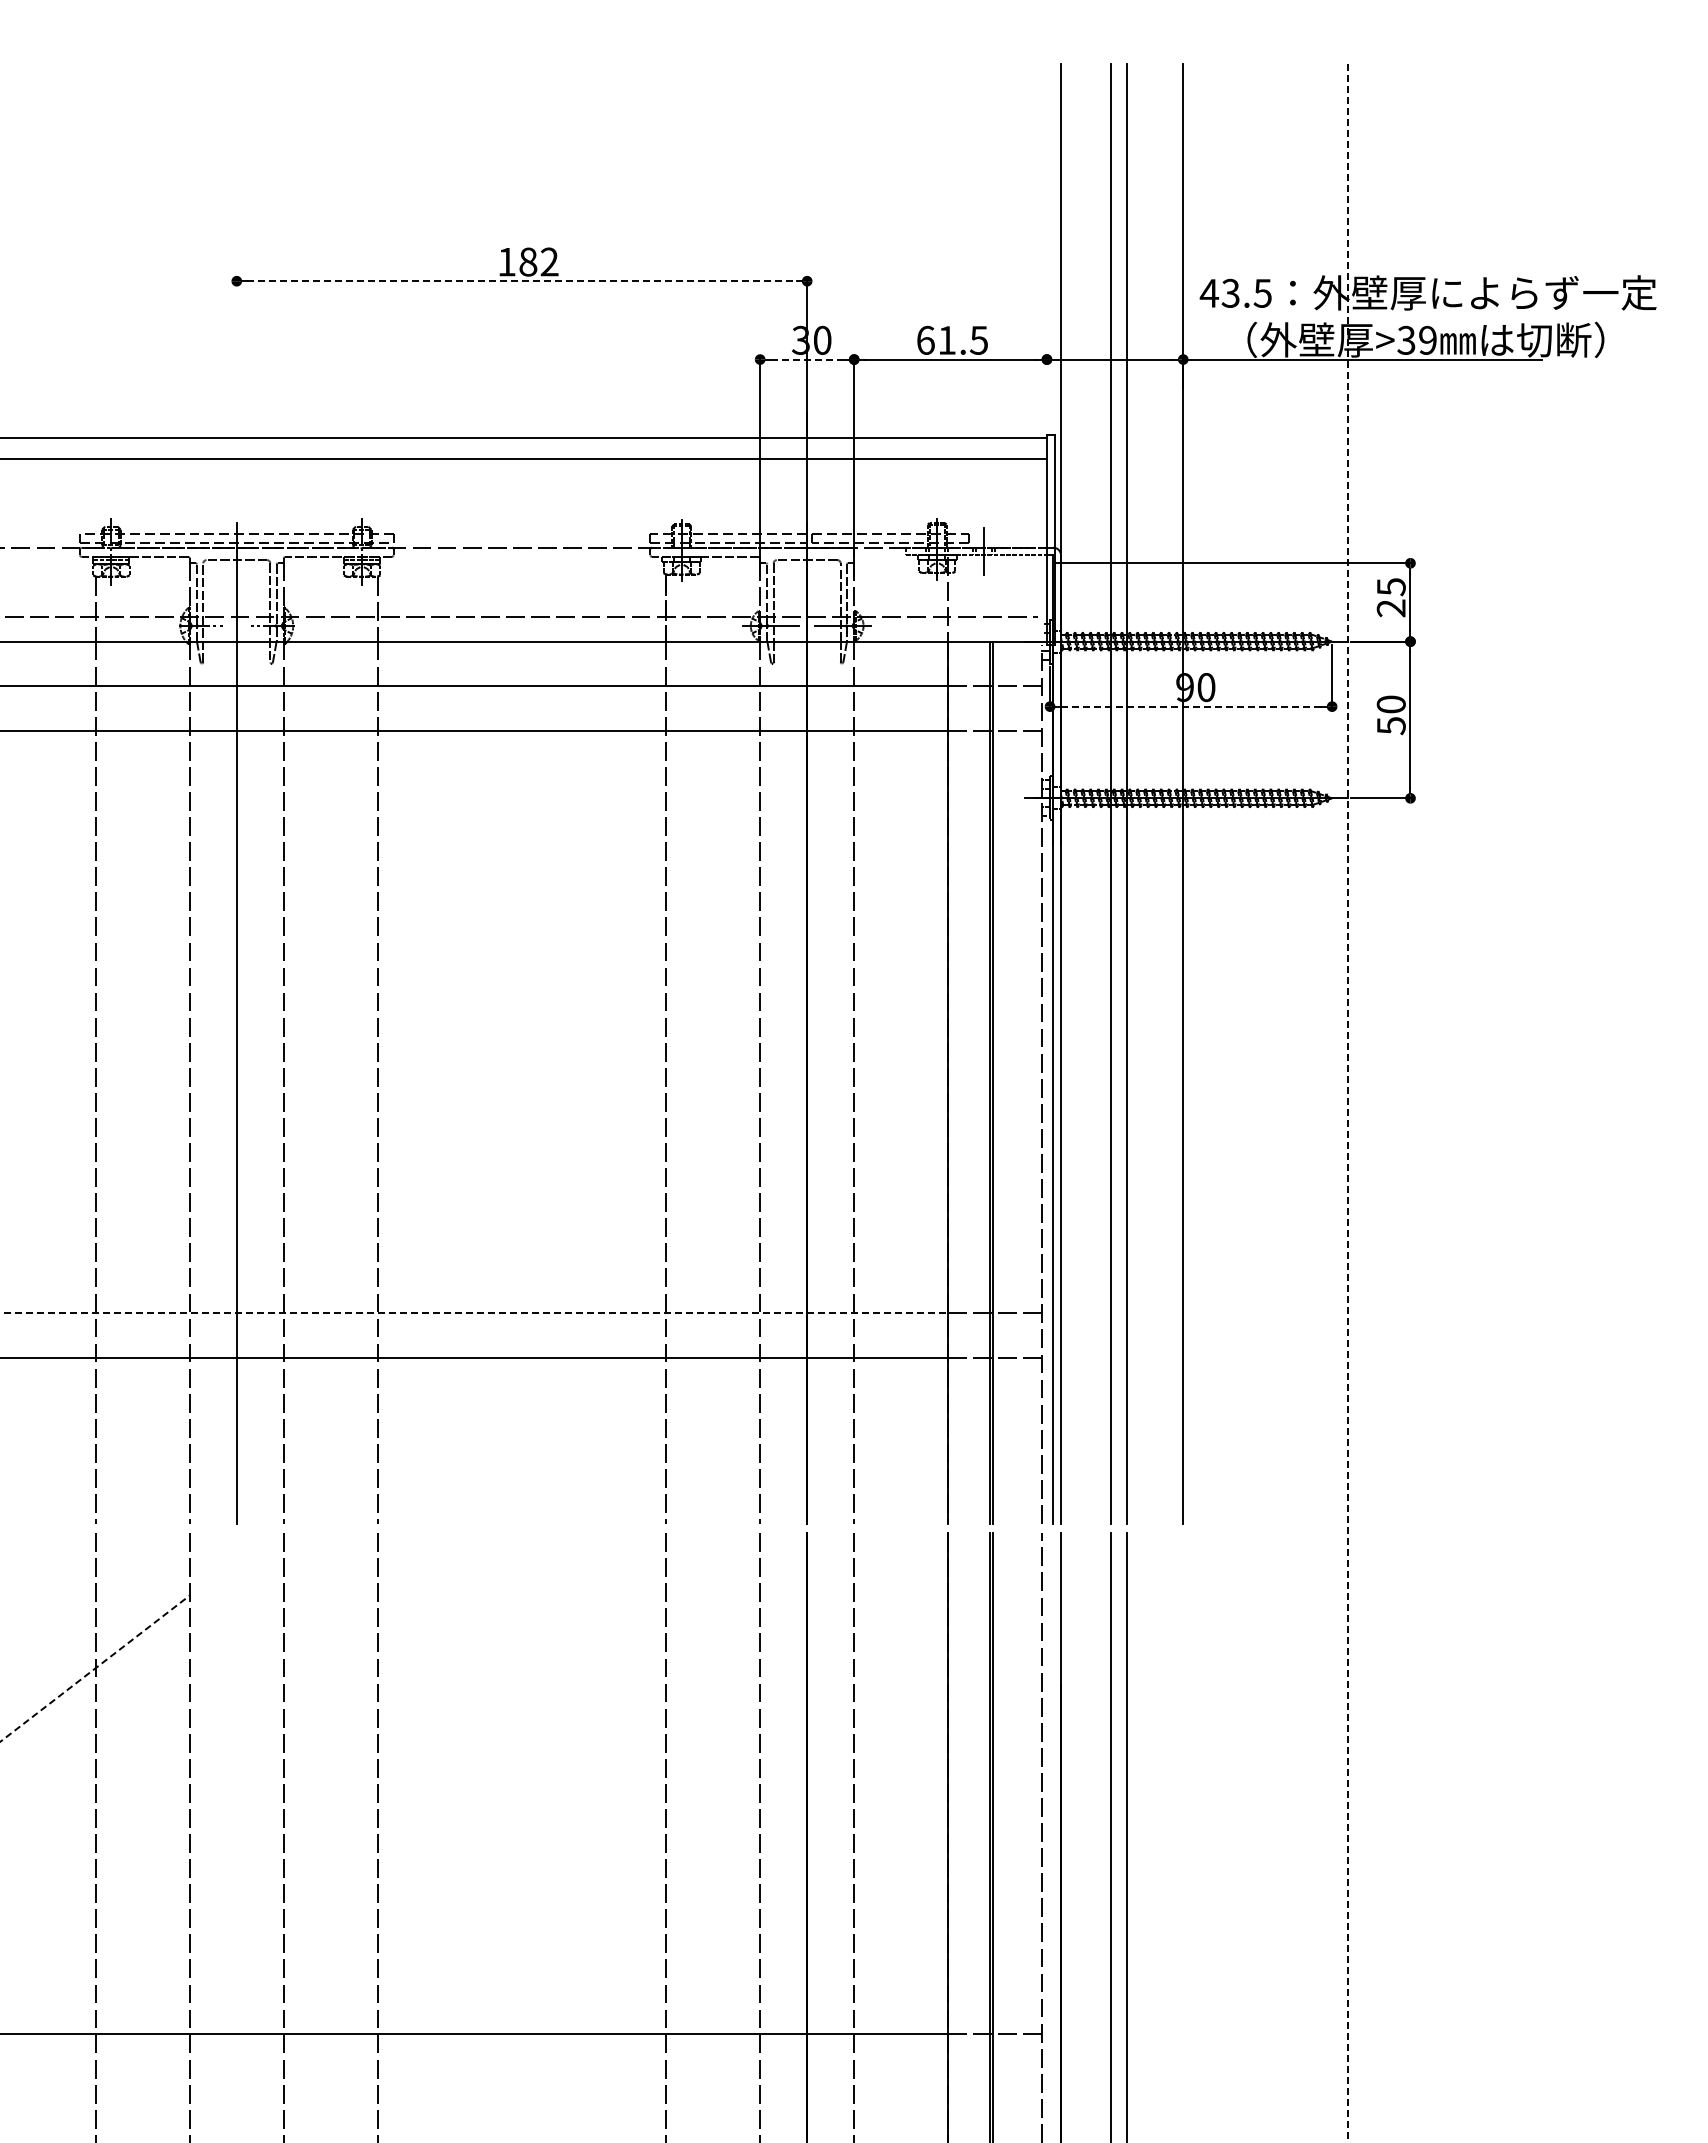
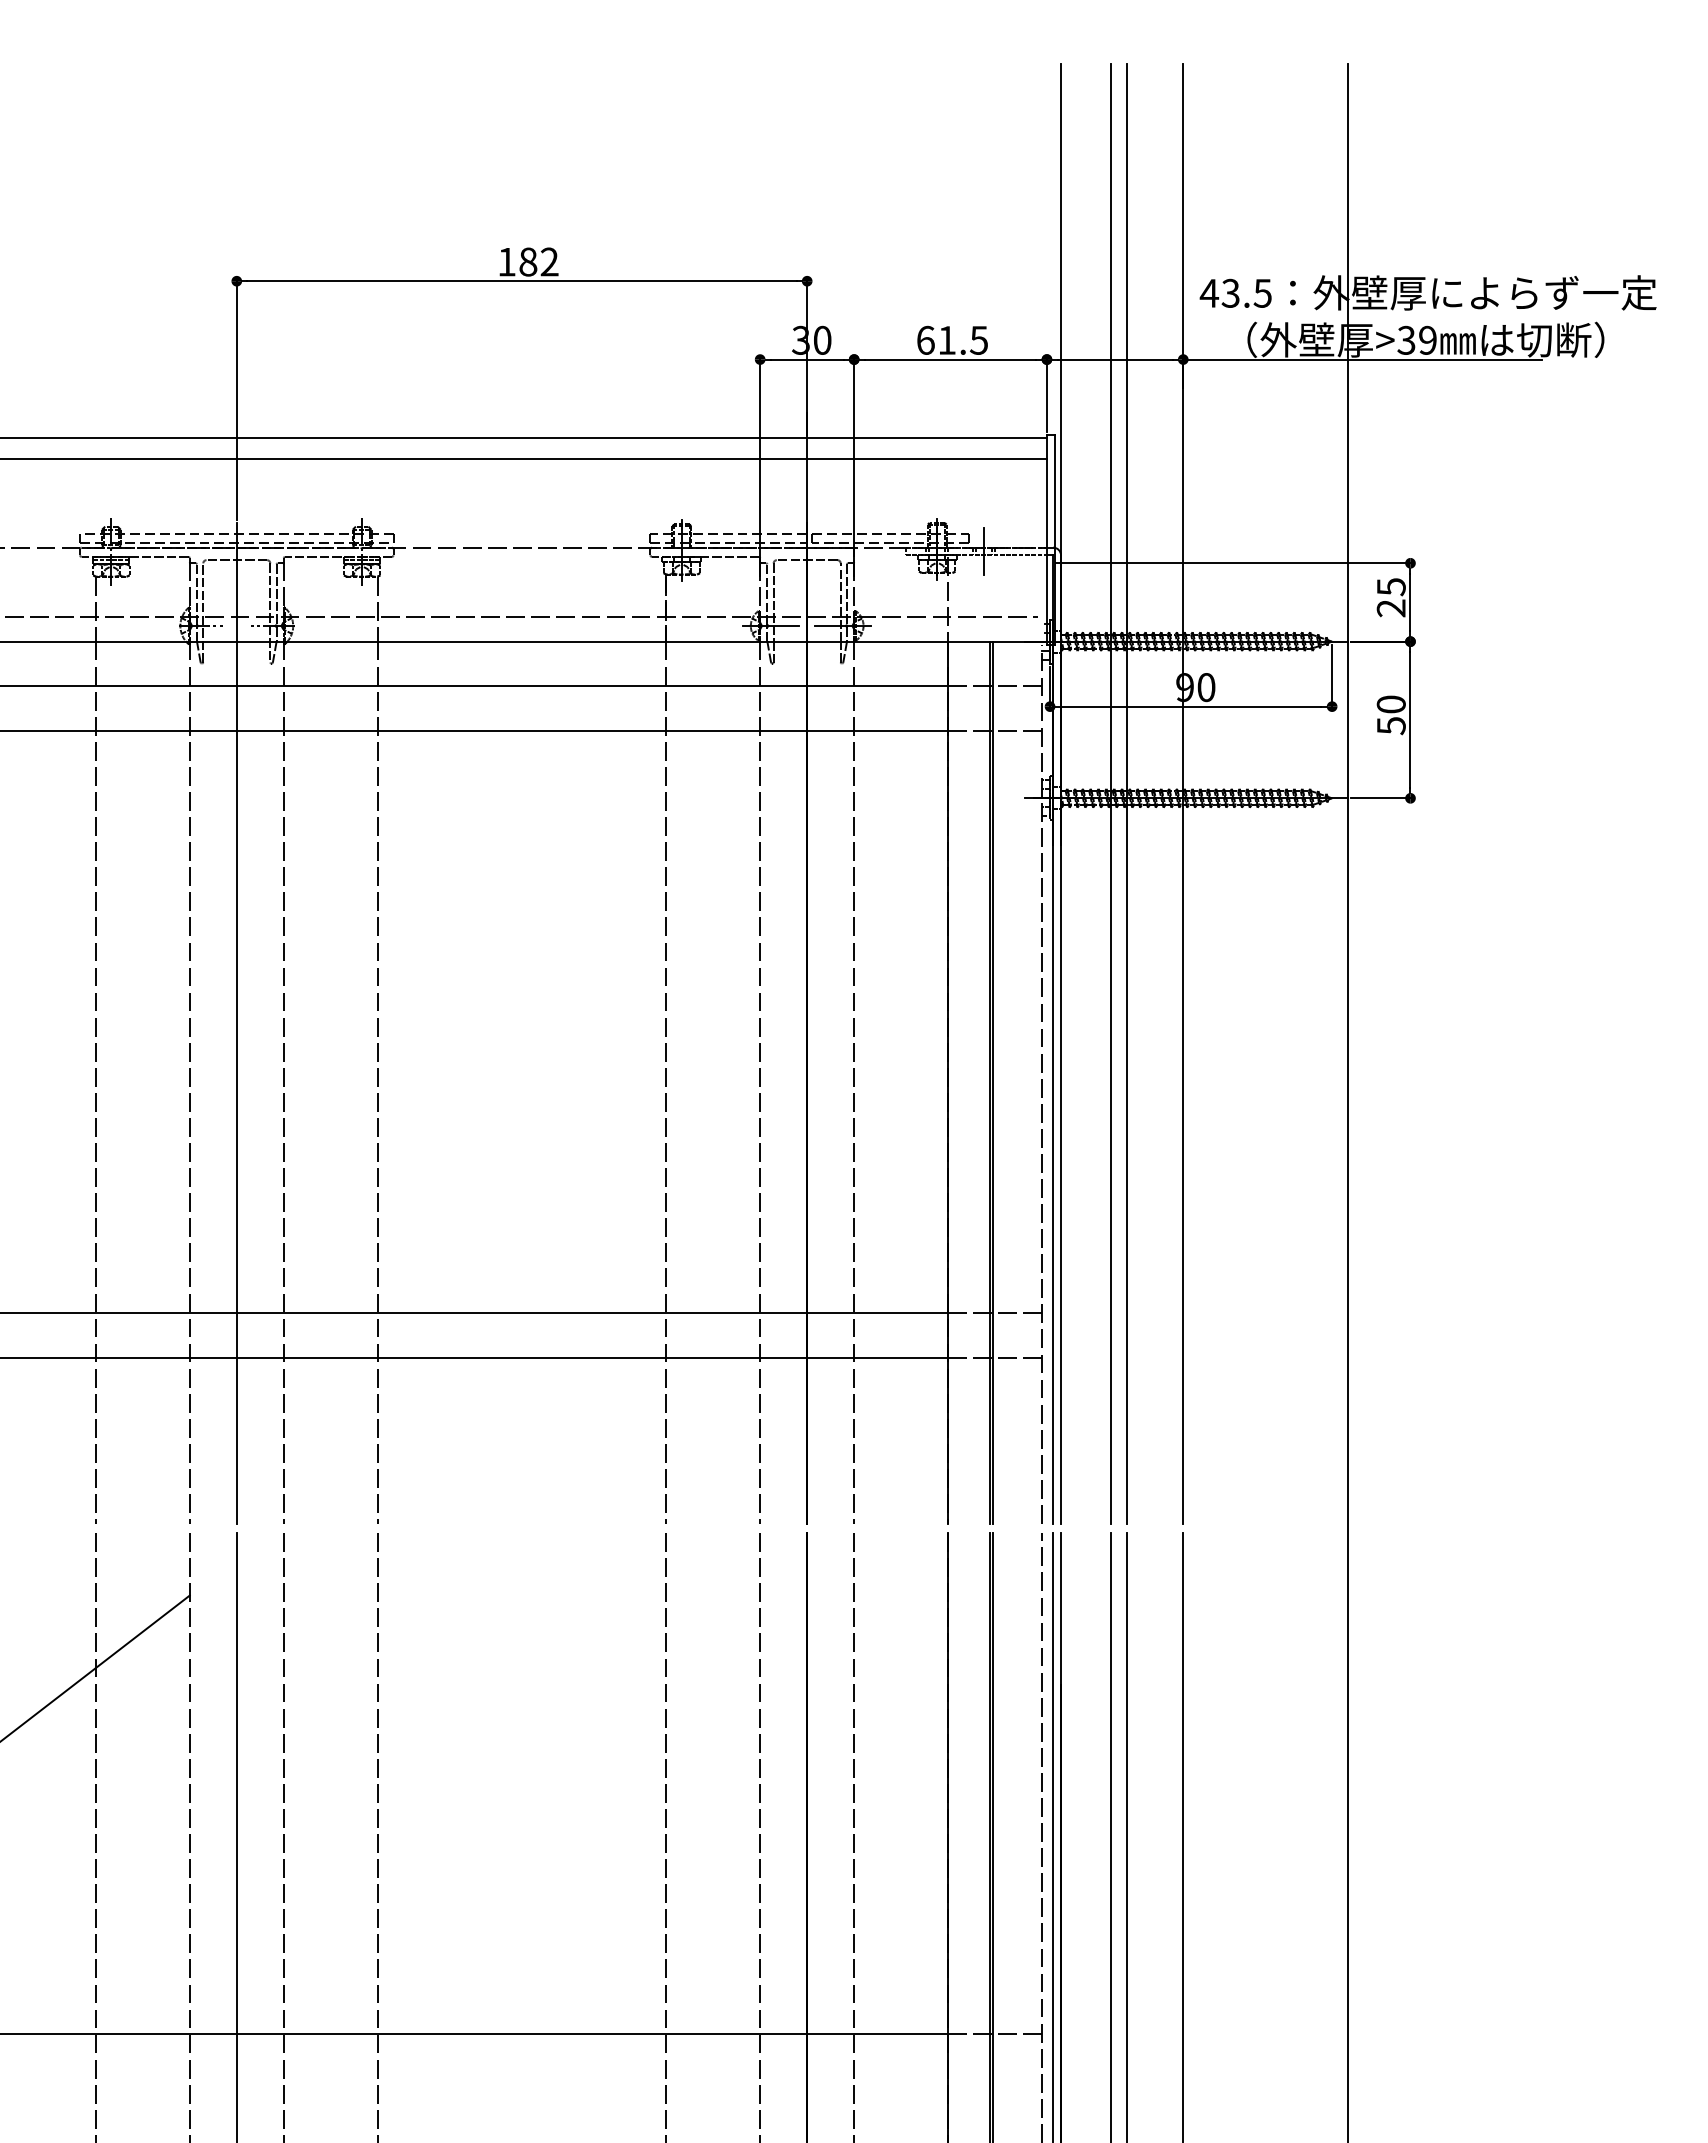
line: dashed -> solid (521, 281)
line: dashed -> solid (806, 359)
line: none -> present (1046, 393)
line: none -> present (236, 398)
line: dashed -> solid (1191, 706)
line: dashed -> solid (1347, 1104)
line: dashed -> solid (474, 1313)
line: dashed -> solid (95, 1668)
line: none -> present (236, 1836)
line: none -> present (1053, 1836)
line: none -> present (1183, 1836)
